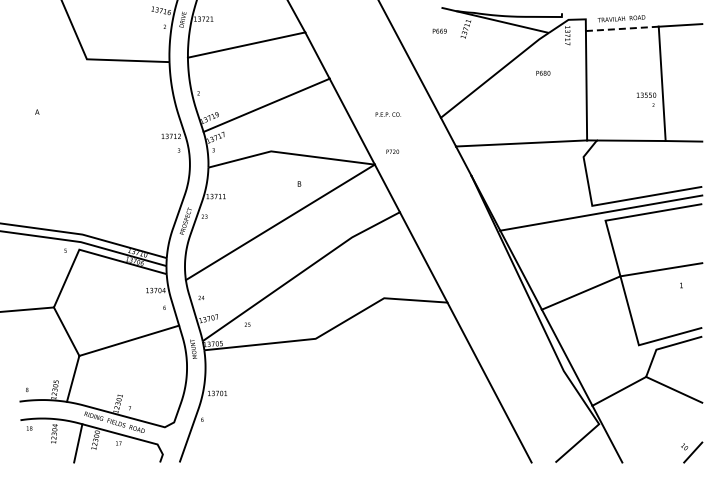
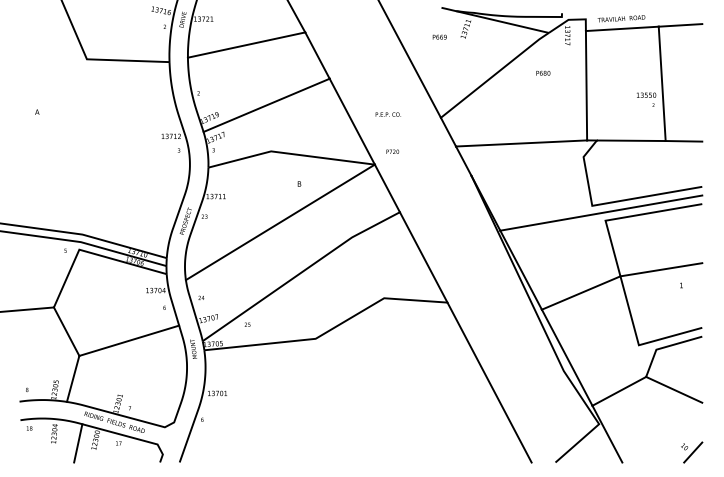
line: dashed -> solid (622, 28)
text position: (439, 30) -> (439, 36) (439, 36)
